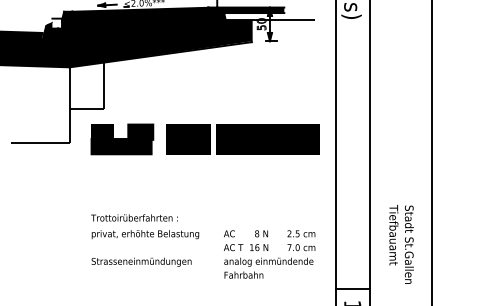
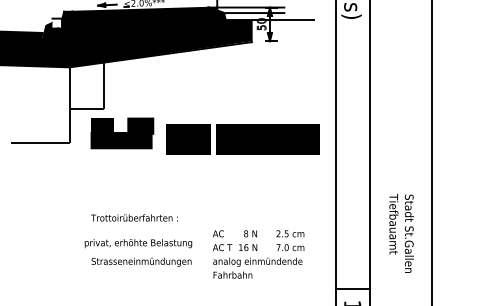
fill: present -> none (250, 10)
text position: (122, 139) -> (122, 133) (122, 133)
text position: (145, 234) -> (138, 243) (138, 243)
text position: (401, 244) -> (401, 233) (401, 233)
text position: (269, 254) -> (258, 254) (258, 254)
